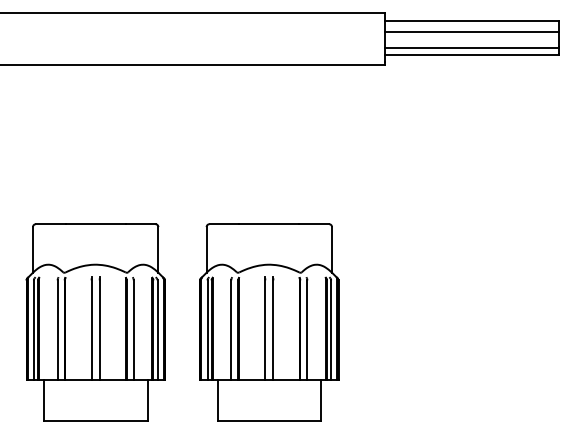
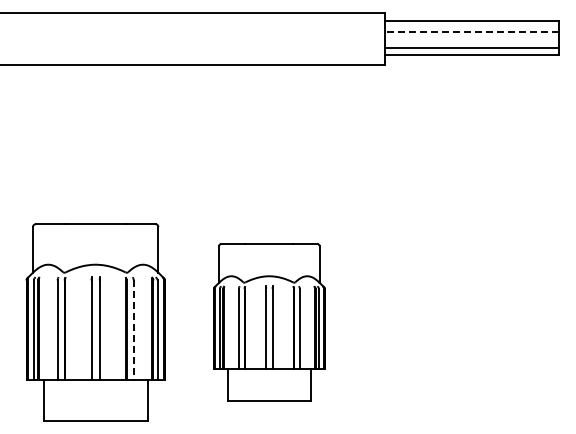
line: solid -> dashed (471, 31)
part size: 141x199 px -> 113x159 px (269, 322)
line: solid -> dashed (133, 330)
